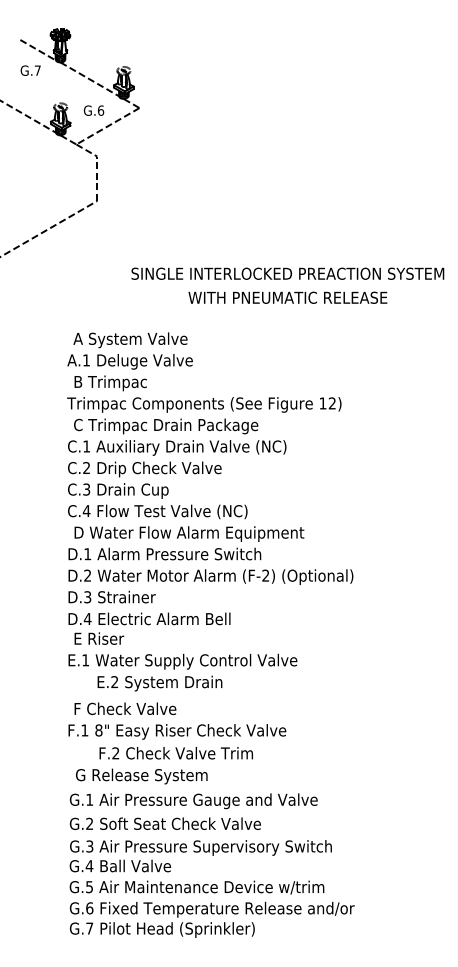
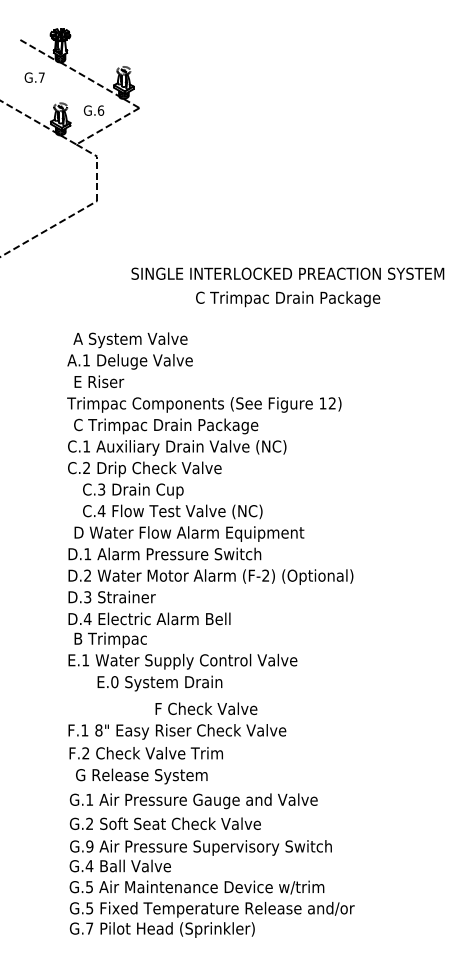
text position: (30, 70) -> (34, 77) (34, 77)
text: WITH PNEUMATIC RELEASE -> C Trimpac Drain Package (287, 299)
text: B Trimpac -> E Riser (112, 383)
text position: (157, 501) -> (172, 501) (172, 501)
text: E Riser -> B Trimpac (112, 640)
text: E.2 -> E.0 (114, 682)
text position: (125, 708) -> (206, 708) (206, 708)
text position: (175, 753) -> (145, 753) (145, 753)
text: G.3 -> G.9 (89, 846)
text: G.6 -> G.5 (89, 908)
